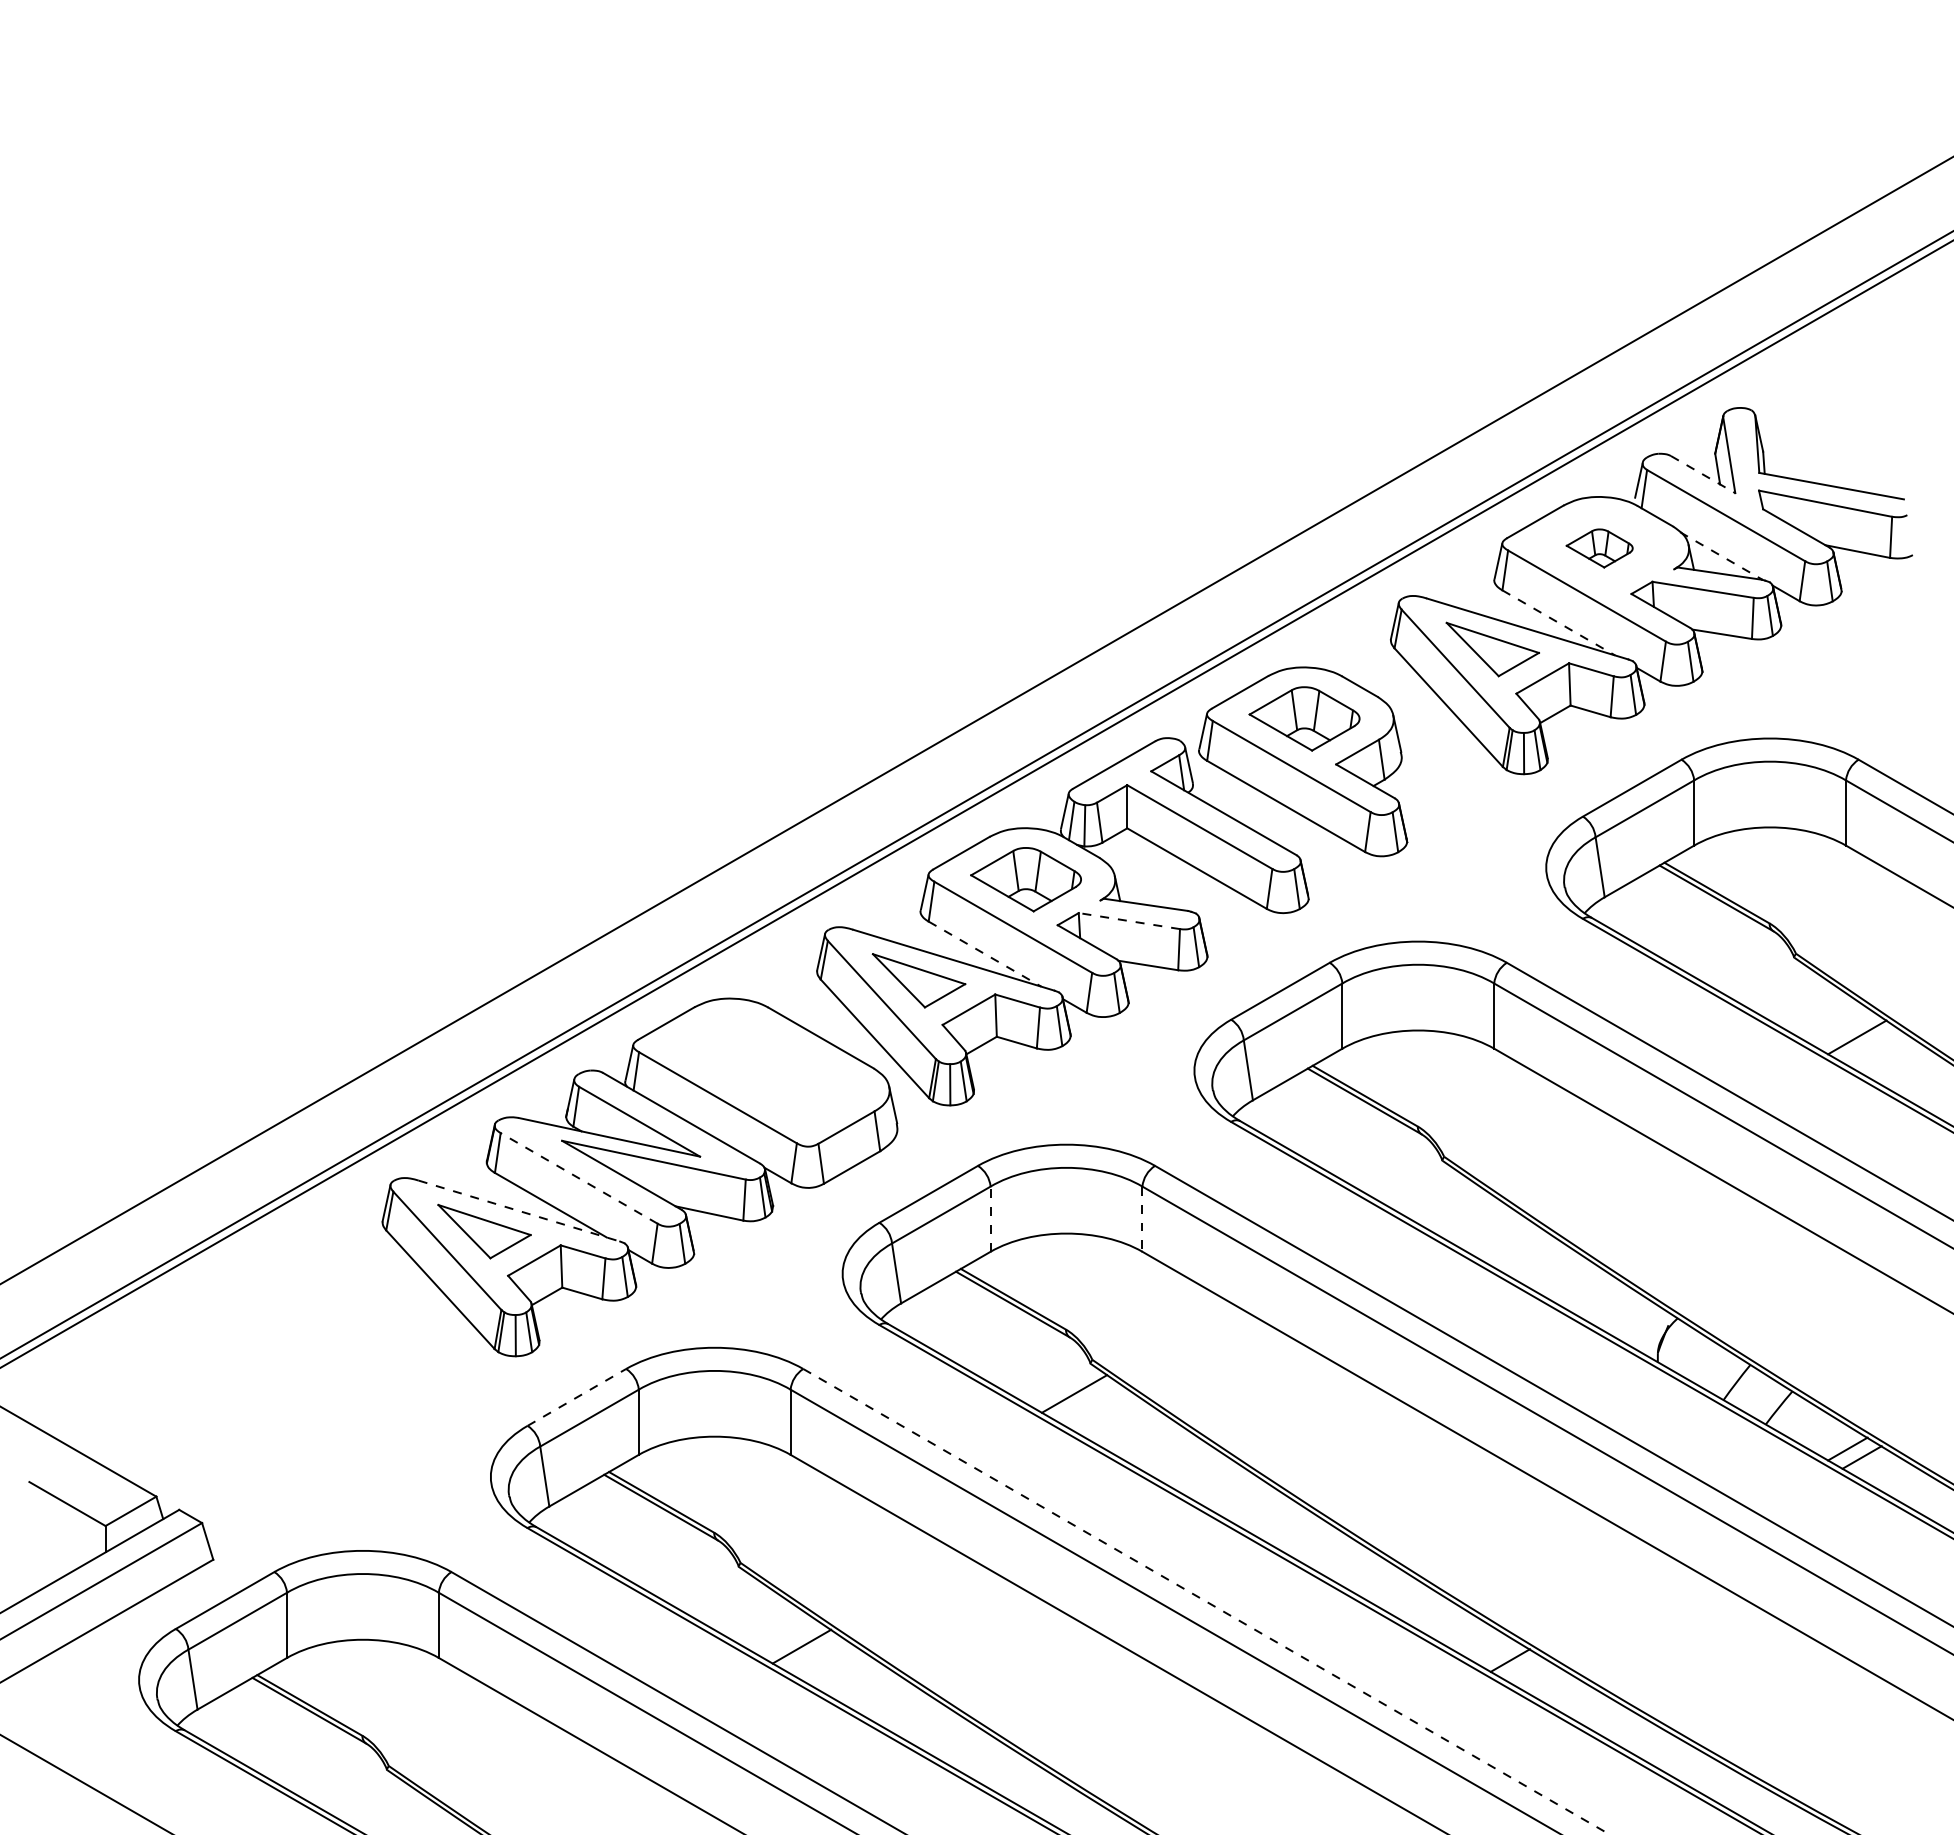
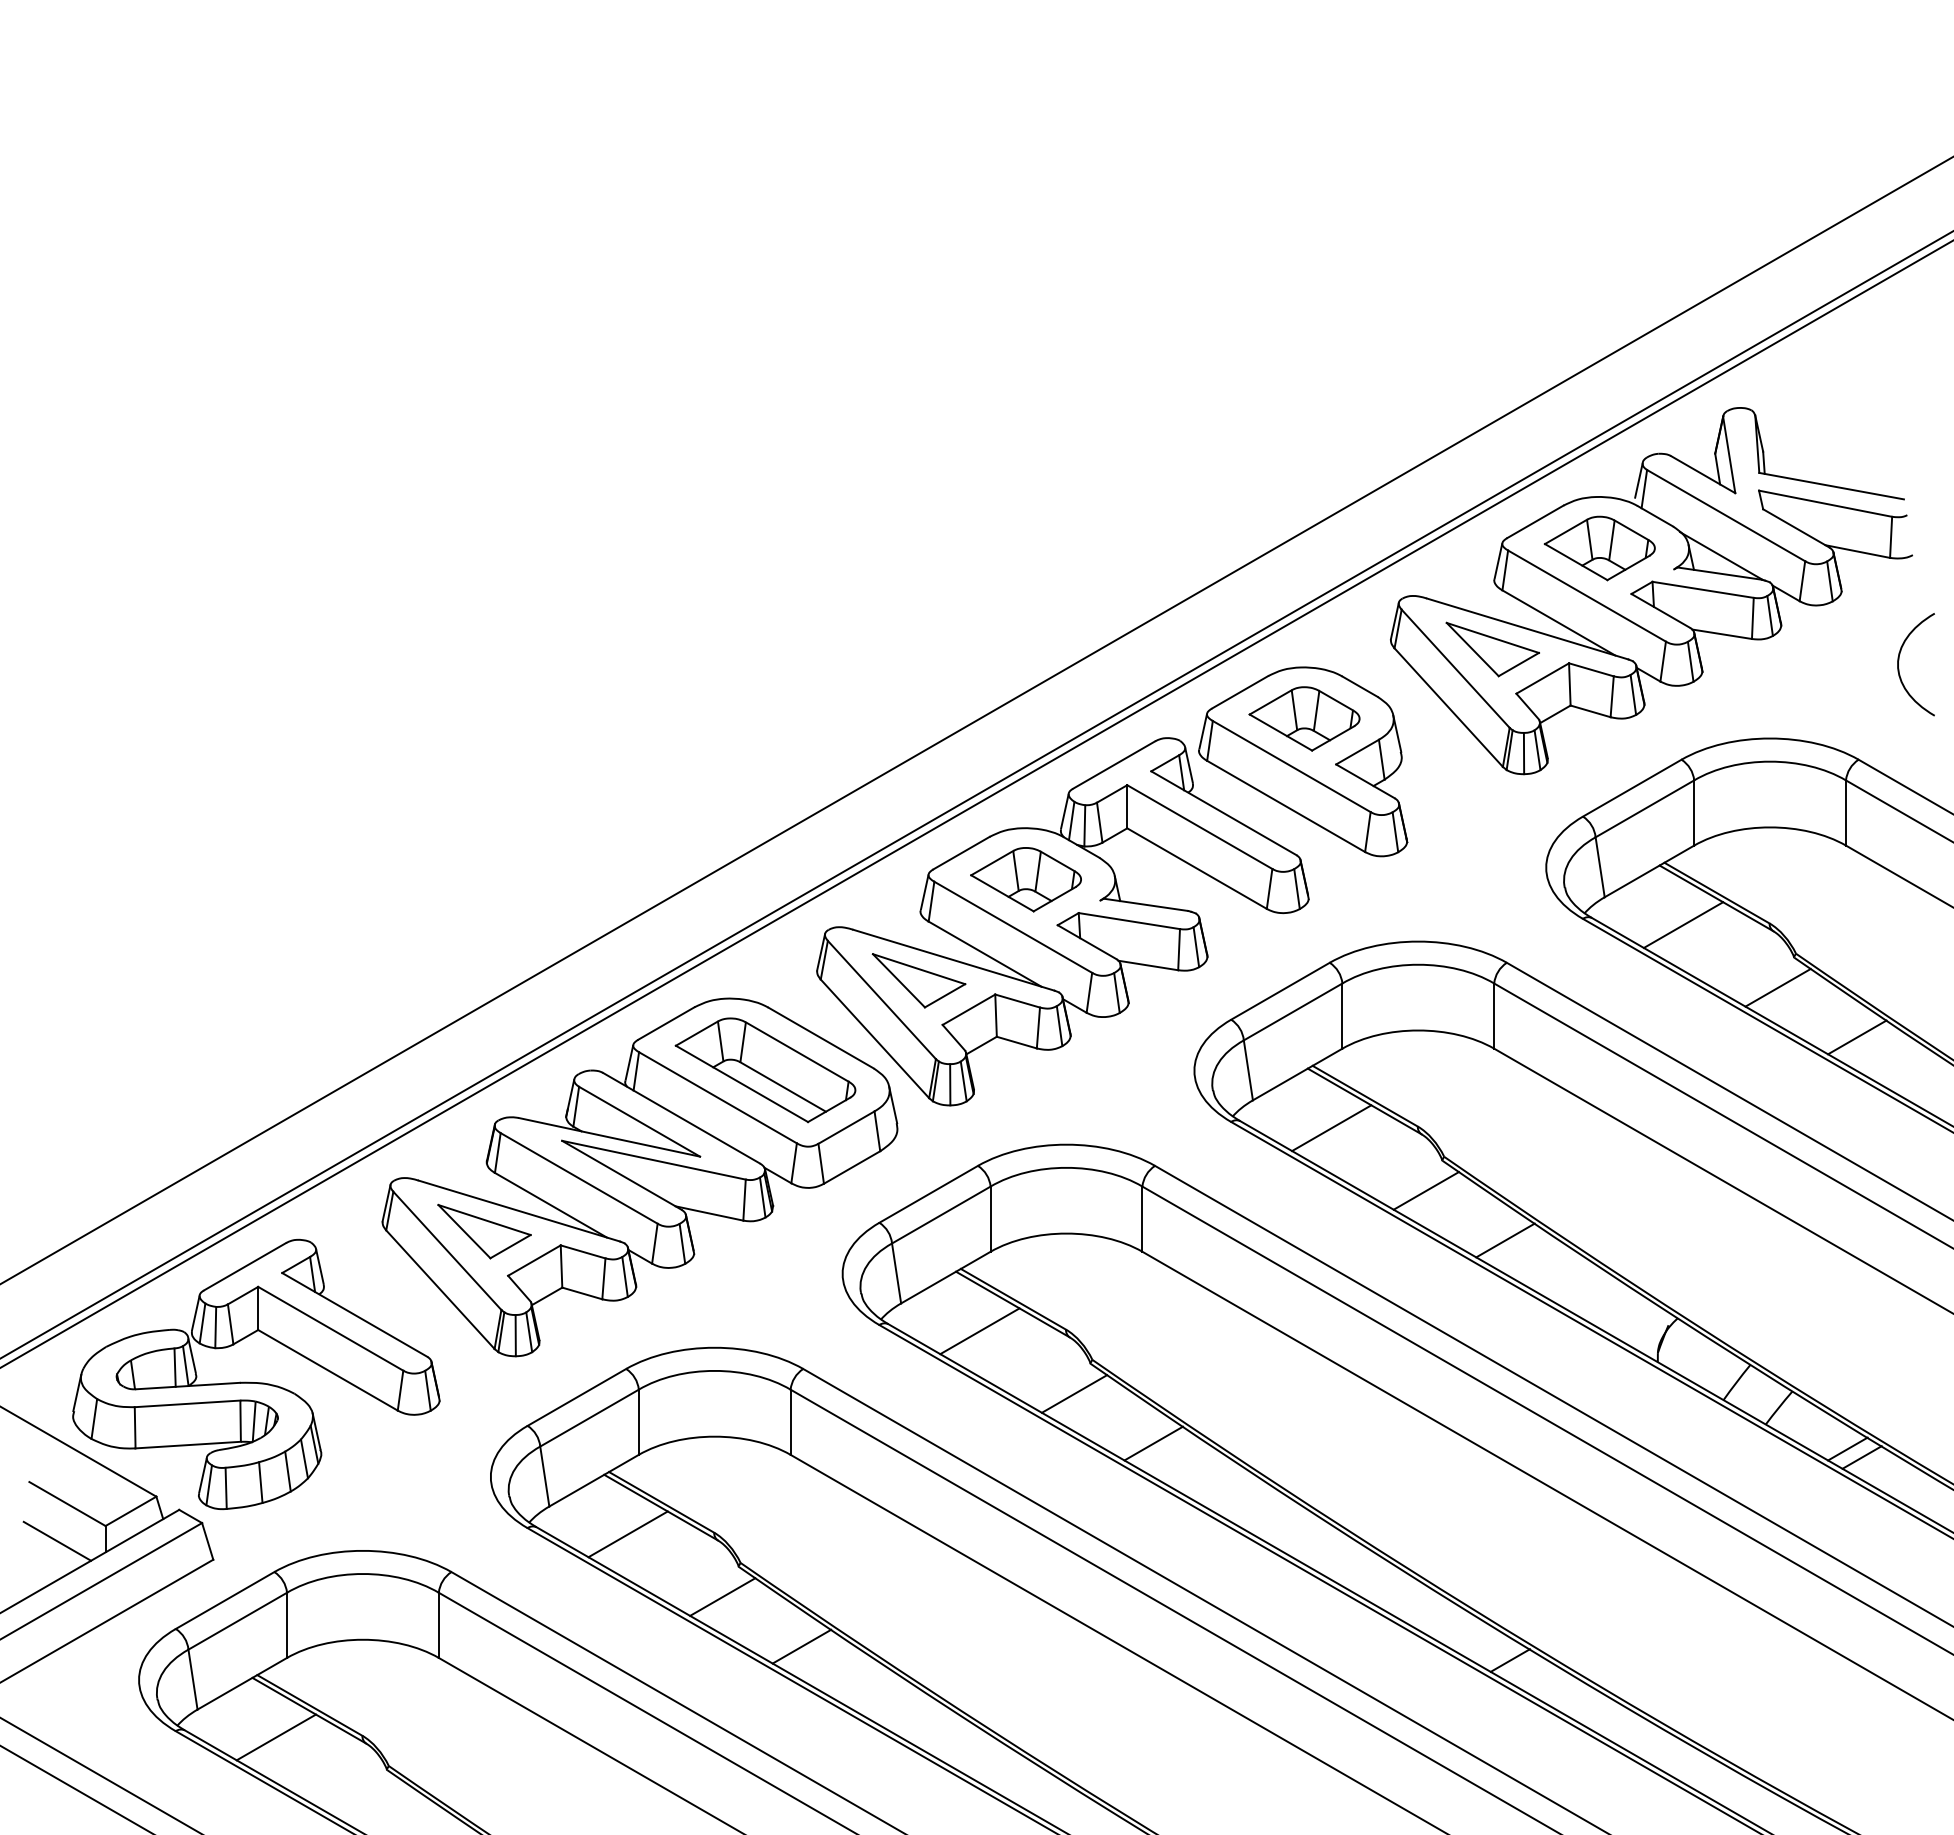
line: dashed -> solid (1703, 474)
part size: 69x41 px -> 113x67 px (1599, 548)
line: dashed -> solid (1721, 556)
line: dashed -> solid (1559, 623)
curve: none -> present (1899, 660)
line: dashed -> solid (1128, 921)
line: none -> present (1683, 924)
line: dashed -> solid (985, 954)
line: none -> present (1777, 987)
part: none -> present (765, 1070)
line: none -> present (1331, 1128)
line: dashed -> solid (579, 1178)
line: none -> present (1425, 1190)
line: dashed -> solid (519, 1211)
line: dashed -> solid (990, 1219)
line: dashed -> solid (1142, 1219)
line: none -> present (1505, 1240)
line: none -> present (979, 1331)
part: none -> present (256, 1382)
line: dashed -> solid (576, 1397)
line: none -> present (1153, 1443)
line: none -> present (627, 1534)
line: none -> present (57, 1540)
line: none -> present (722, 1596)
line: dashed -> solid (1206, 1601)
line: none -> present (275, 1737)
line position: (85, 1783) -> (100, 1774) (100, 1774)
line: none -> present (75, 1789)
